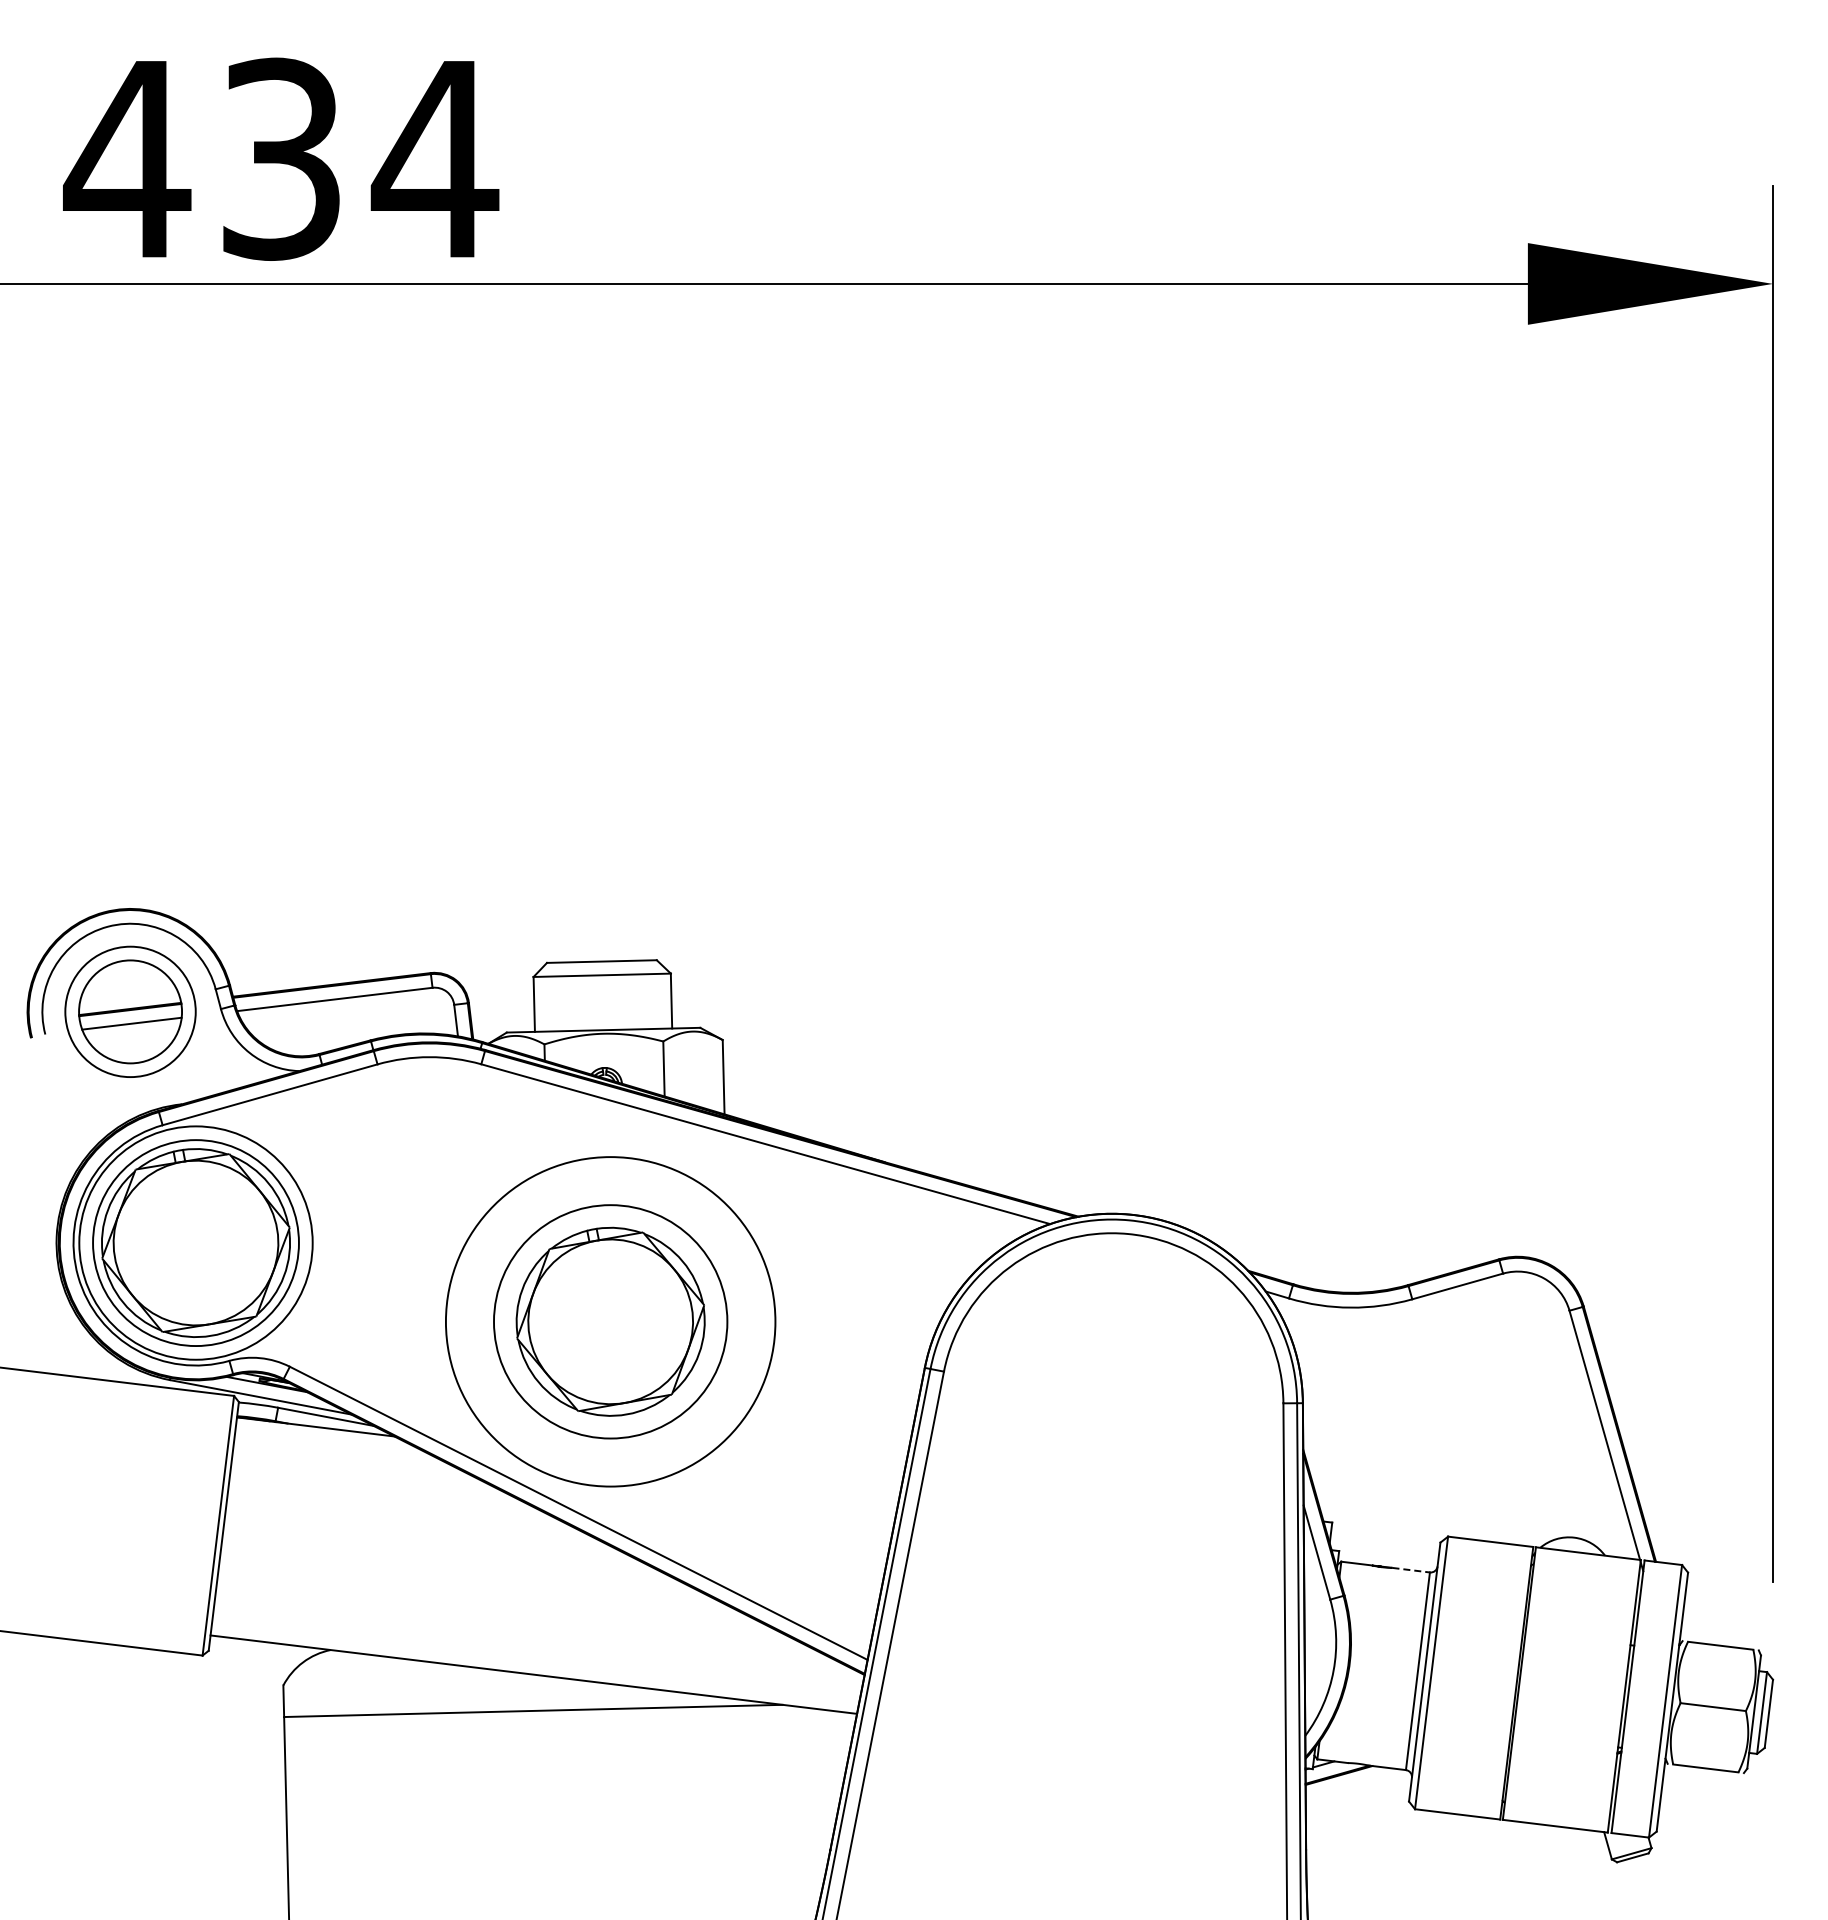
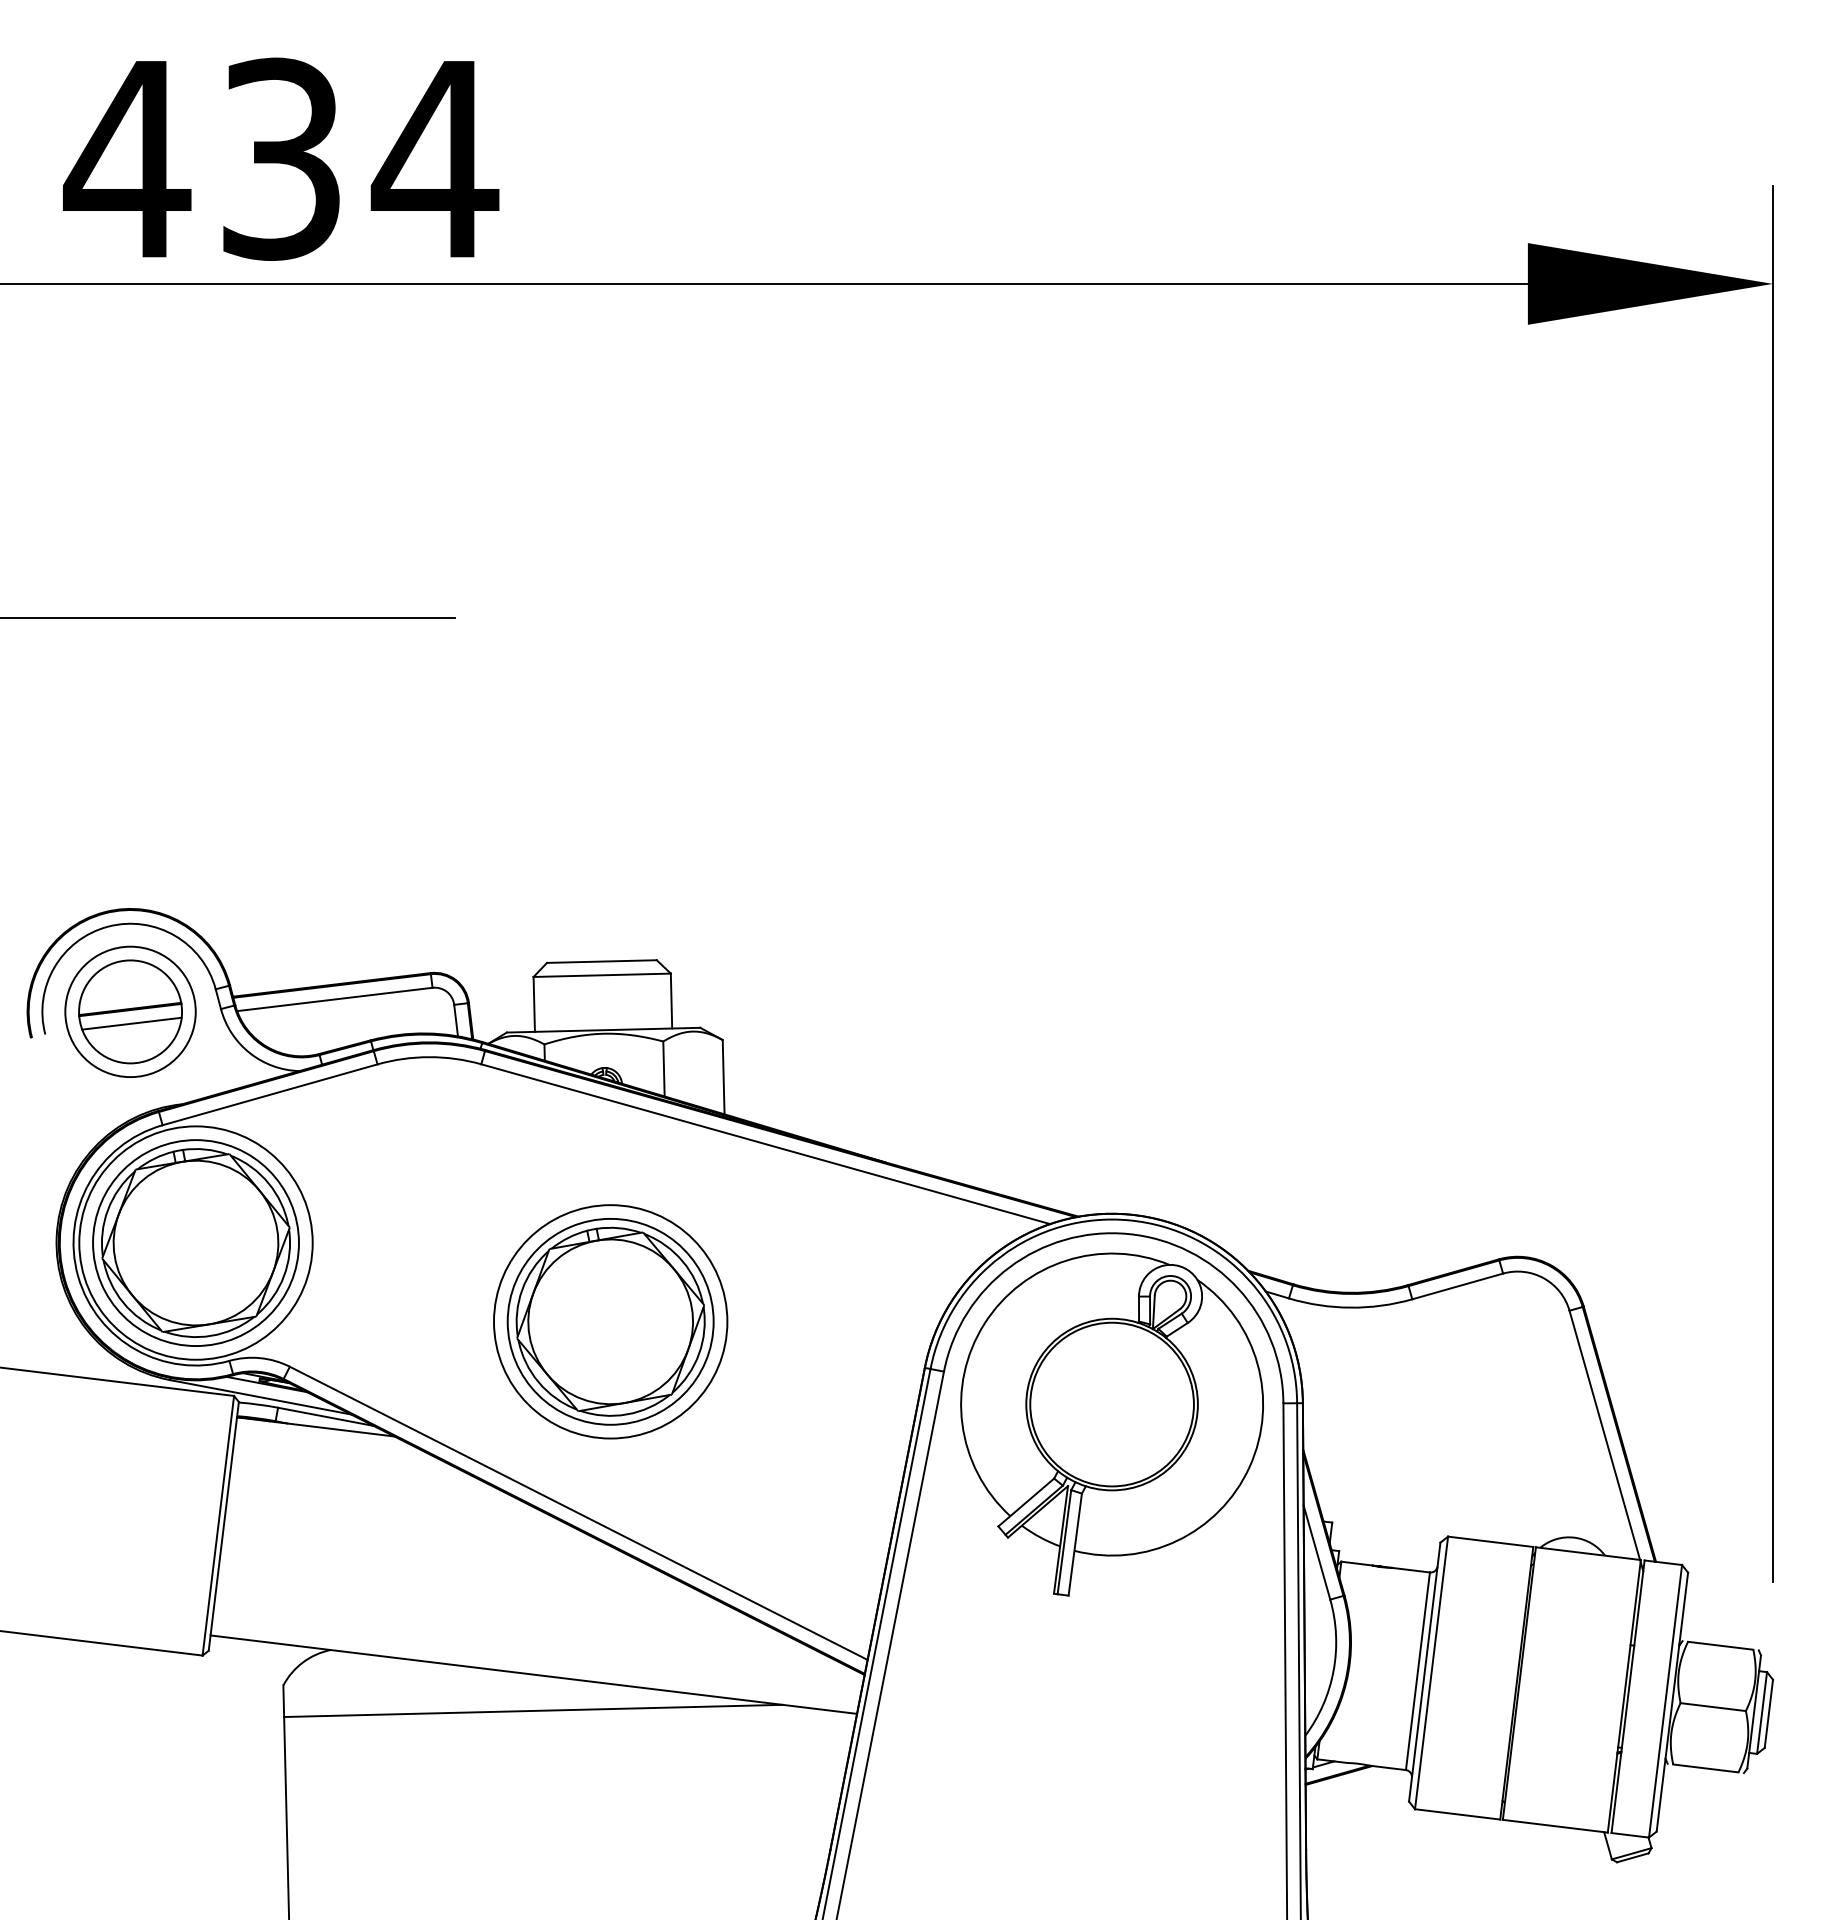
line: none -> present (228, 618)
circle diameter: 329 px -> 206 px (610, 1321)
part: none -> present (1111, 1424)
line: dashed -> solid (1411, 1570)
